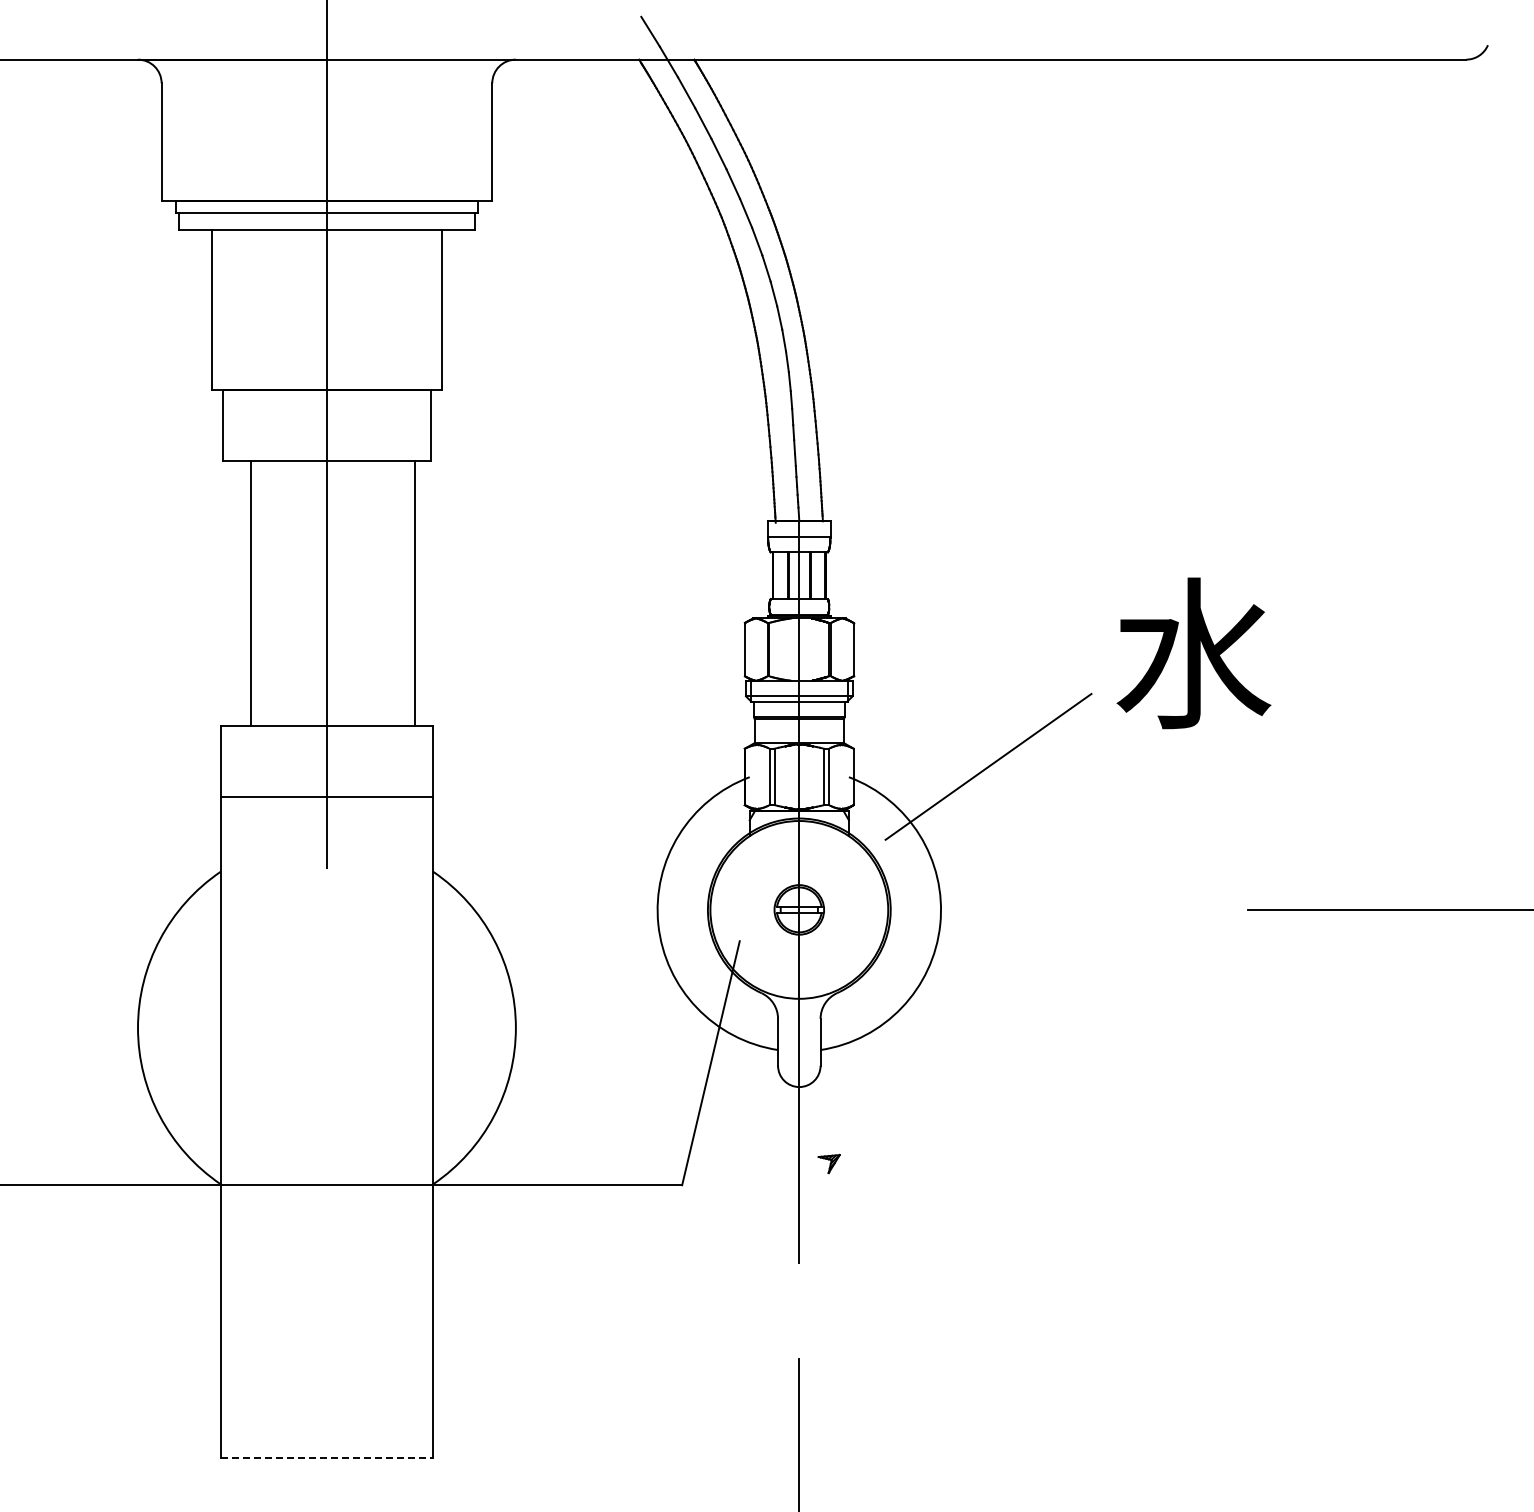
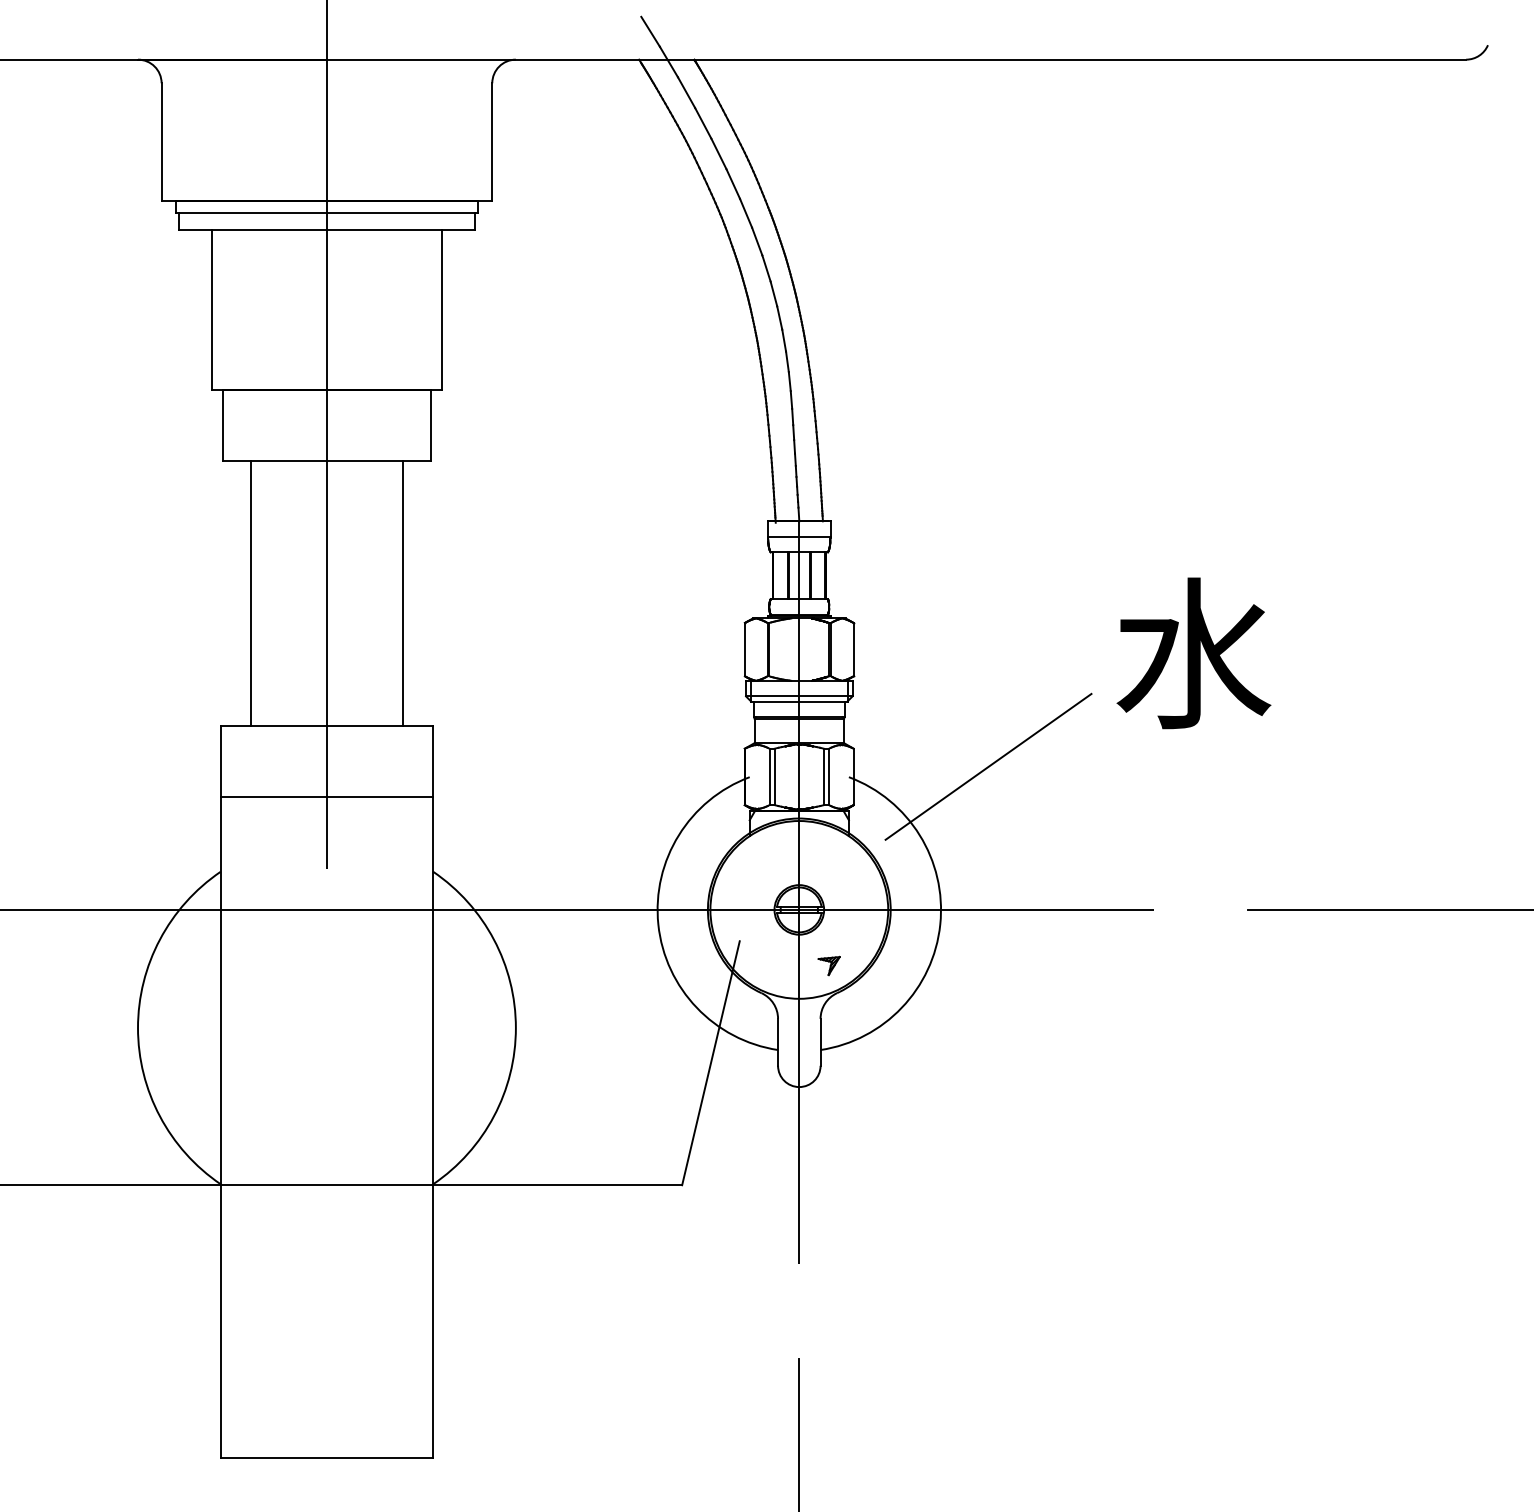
line position: (414, 593) -> (402, 593) (402, 593)
line: none -> present (577, 909)
part position: (828, 1163) -> (828, 965) (828, 965)
line: dashed -> solid (327, 1457)
